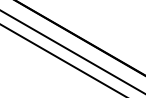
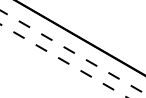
line: solid -> dashed (72, 52)
line: solid -> dashed (64, 61)
